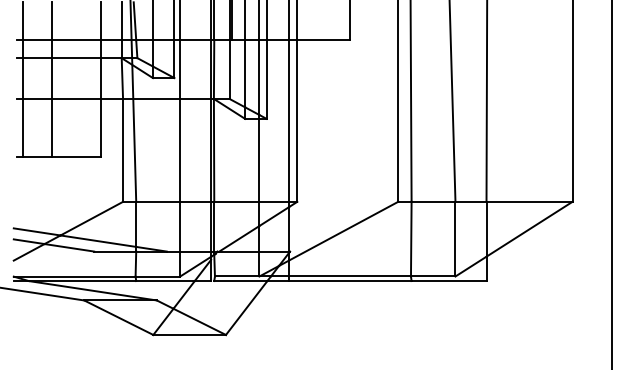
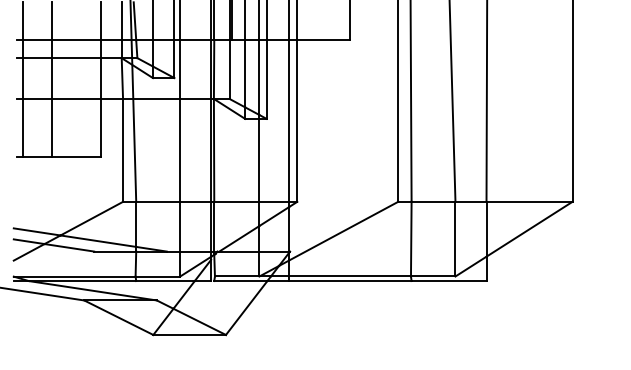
line: present -> none (612, 184)
